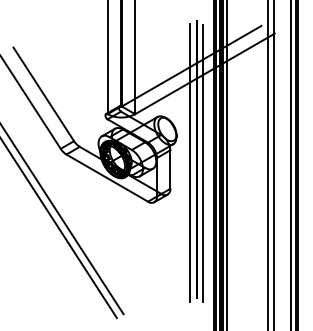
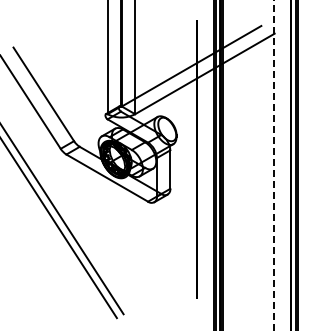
line: present -> none (189, 162)
line: present -> none (202, 163)
line: present -> none (226, 164)
line: present -> none (267, 164)
line: solid -> dashed (274, 165)
